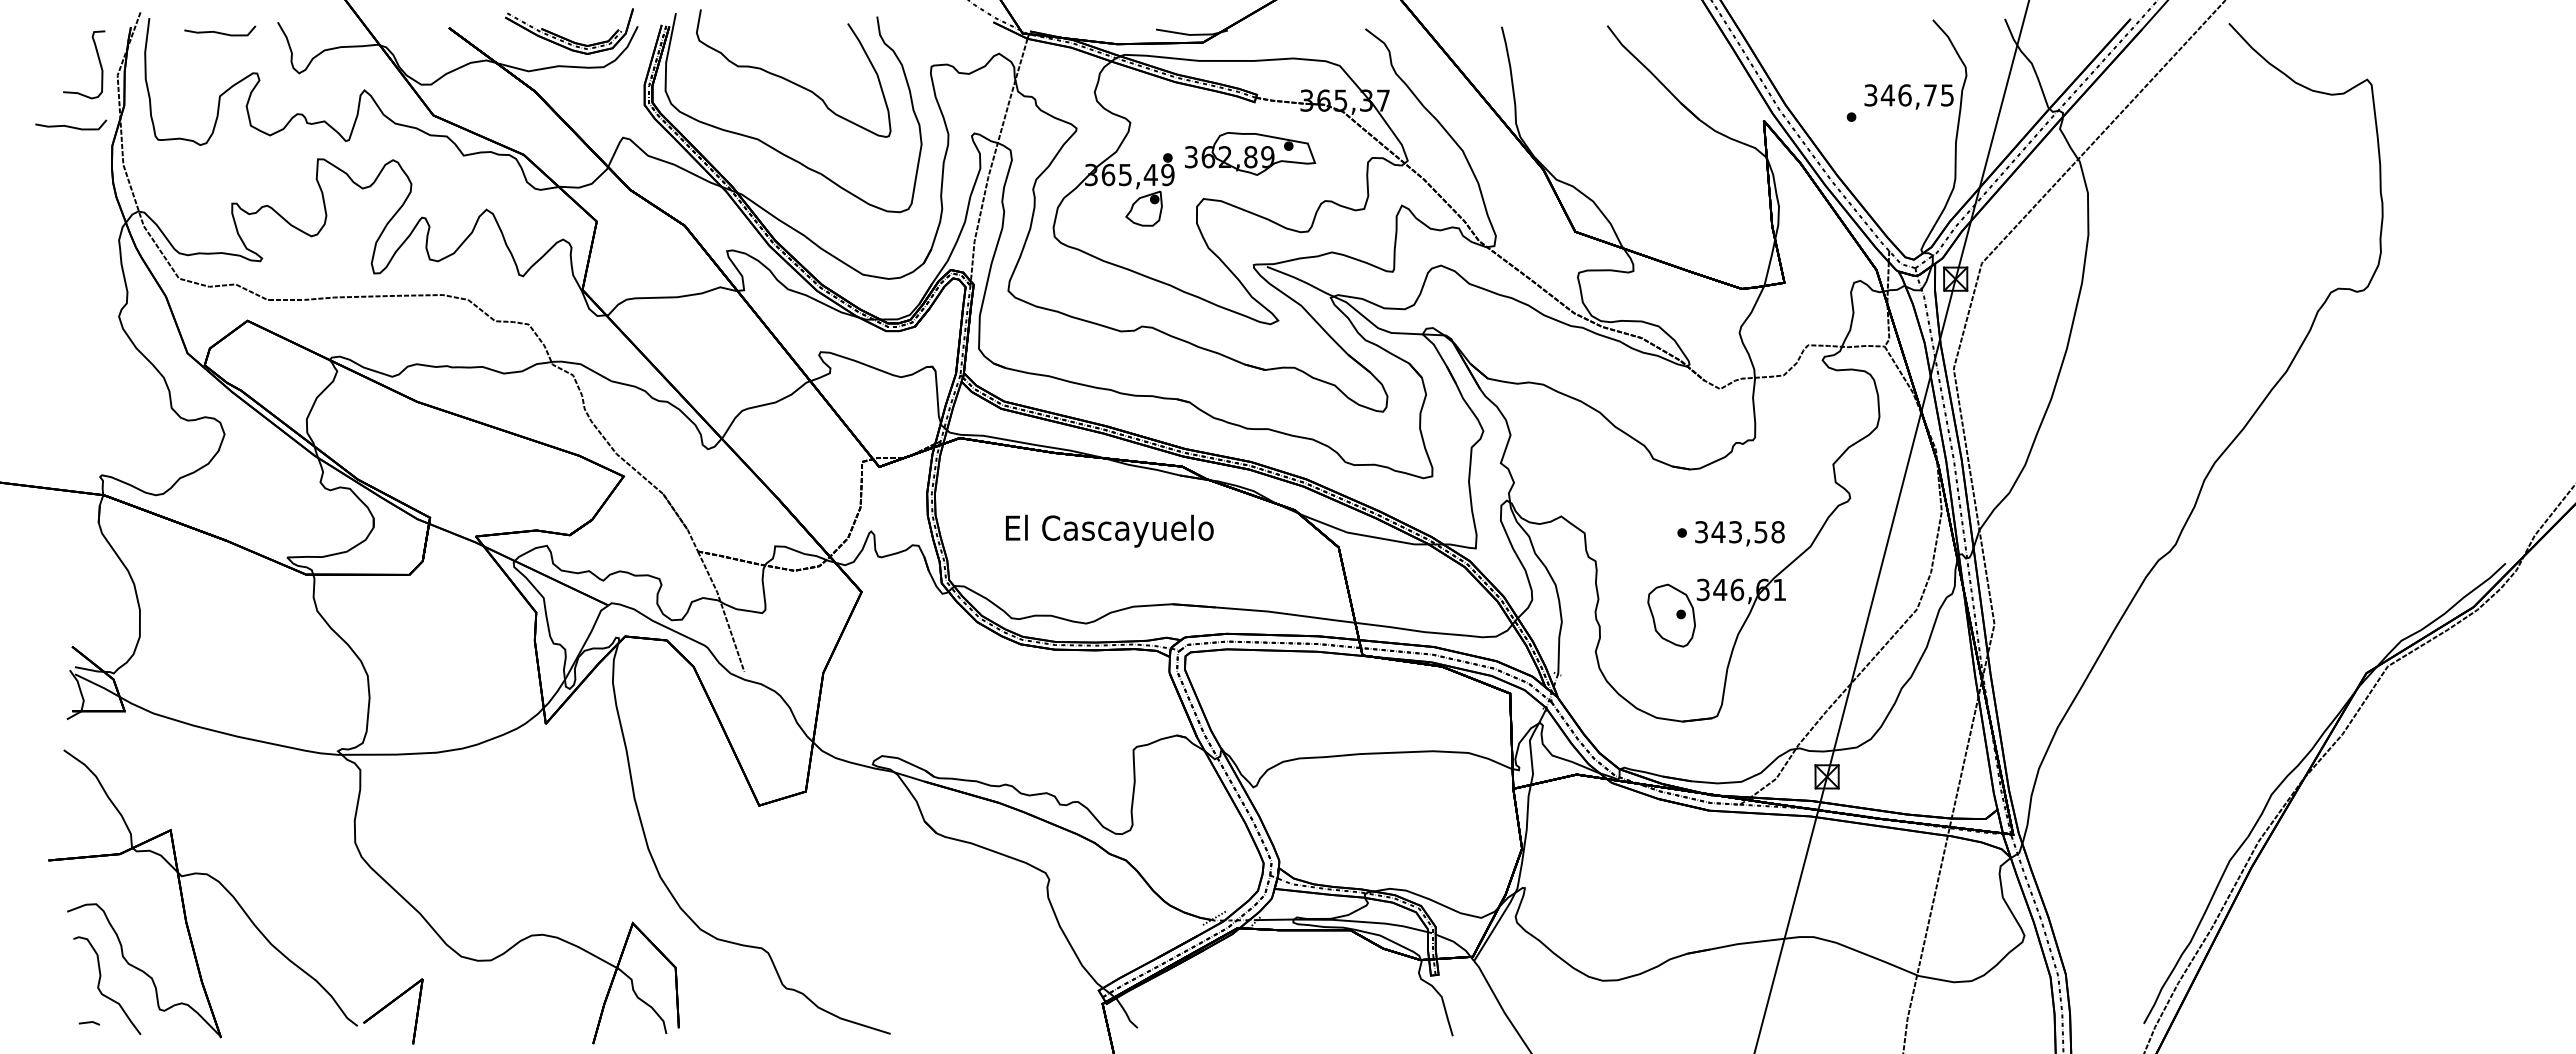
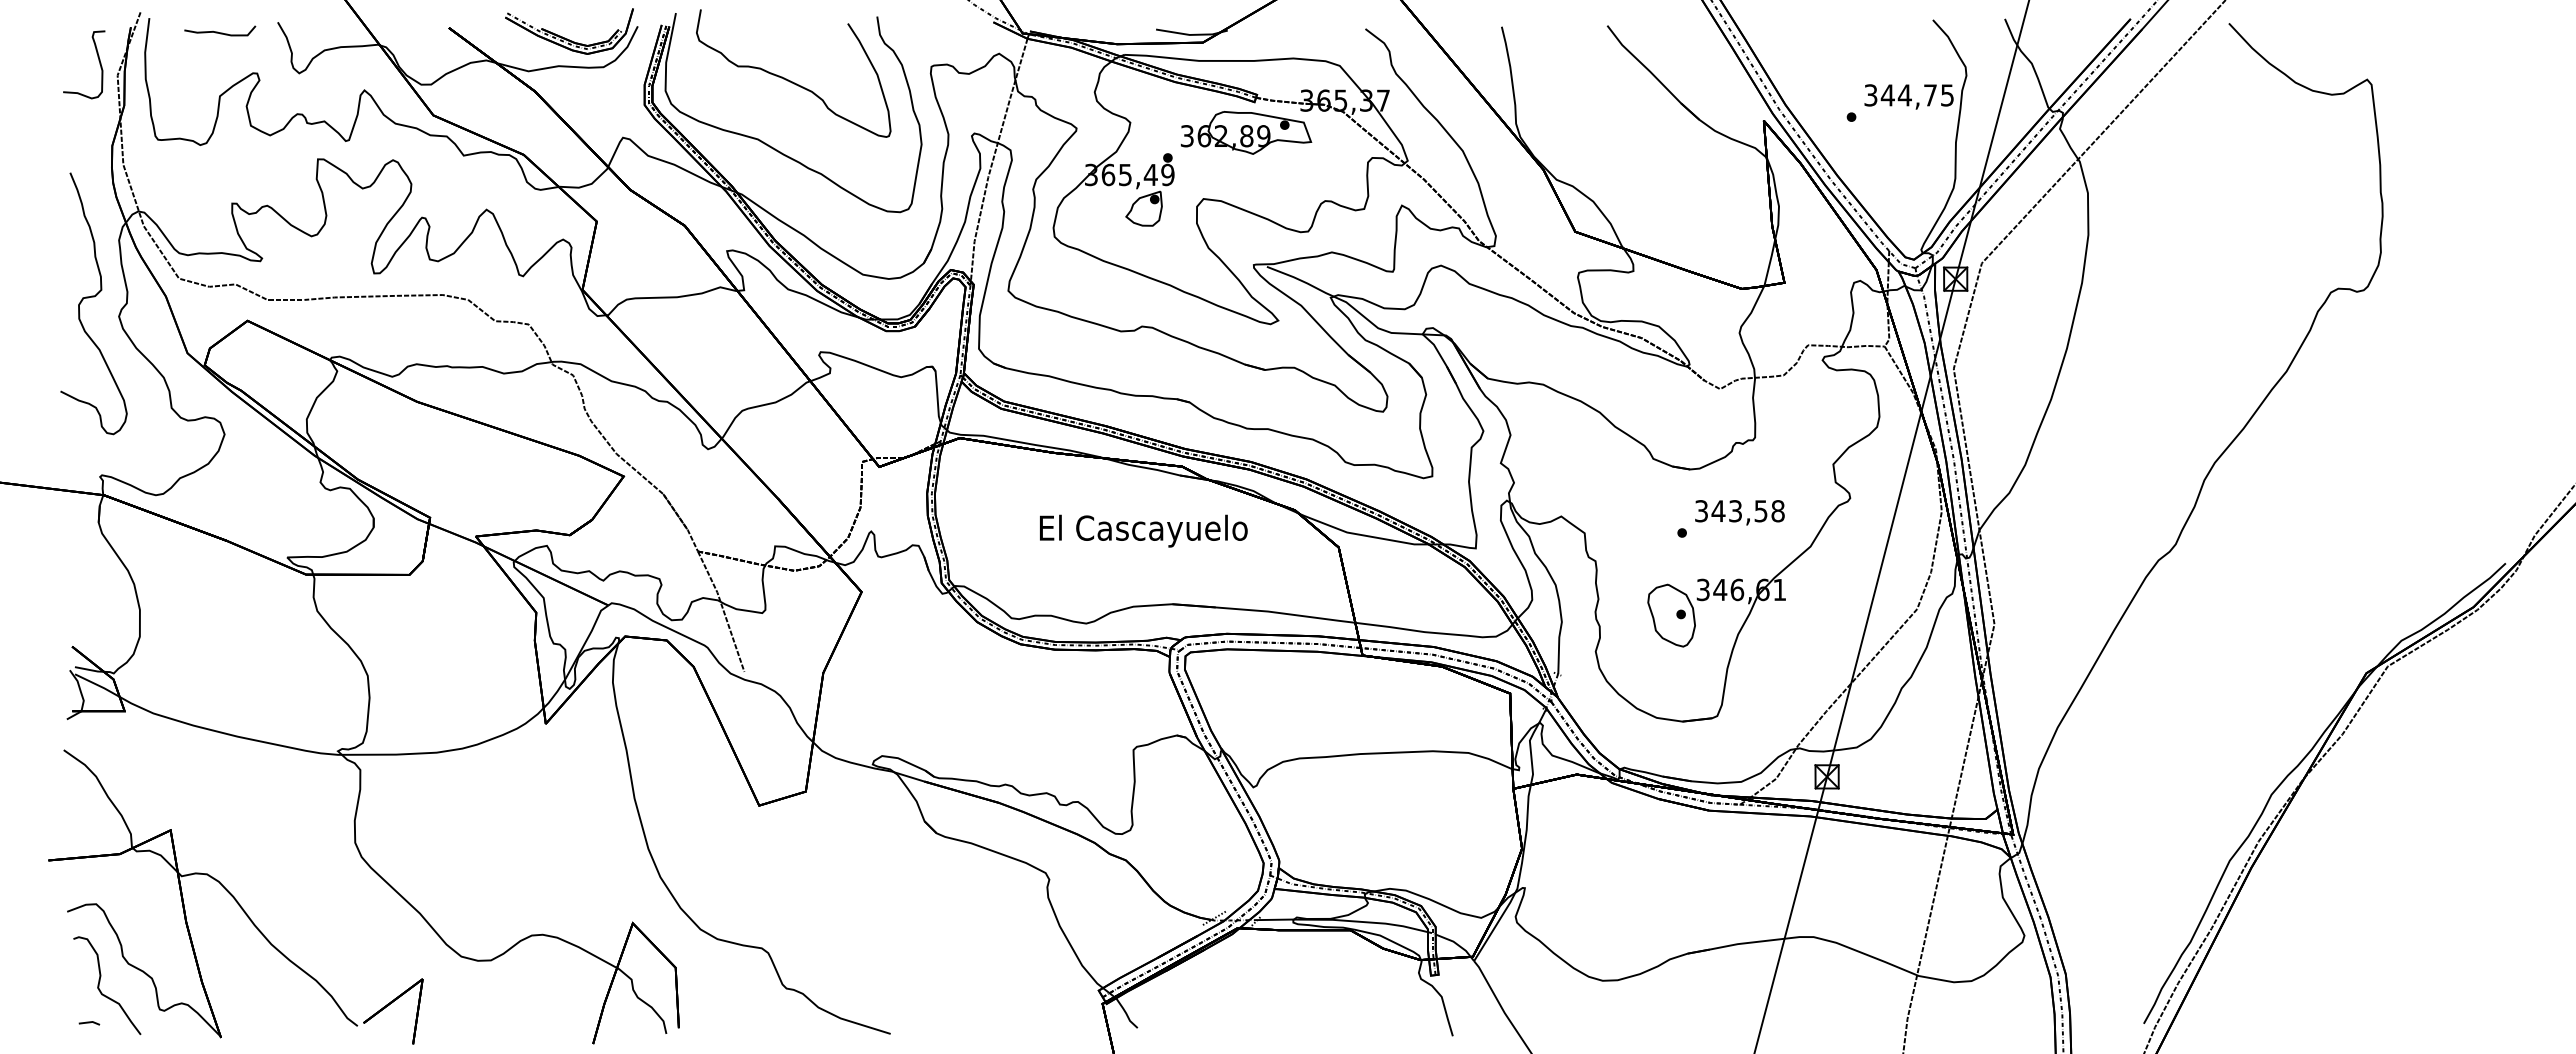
text: 346,75 -> 344,75 (1904, 95)
curve: present -> none (71, 126)
part position: (1250, 153) -> (1246, 132) (1246, 132)
curve: none -> present (93, 297)
text position: (1109, 530) -> (1143, 530) (1143, 530)
text position: (1739, 533) -> (1739, 512) (1739, 512)
